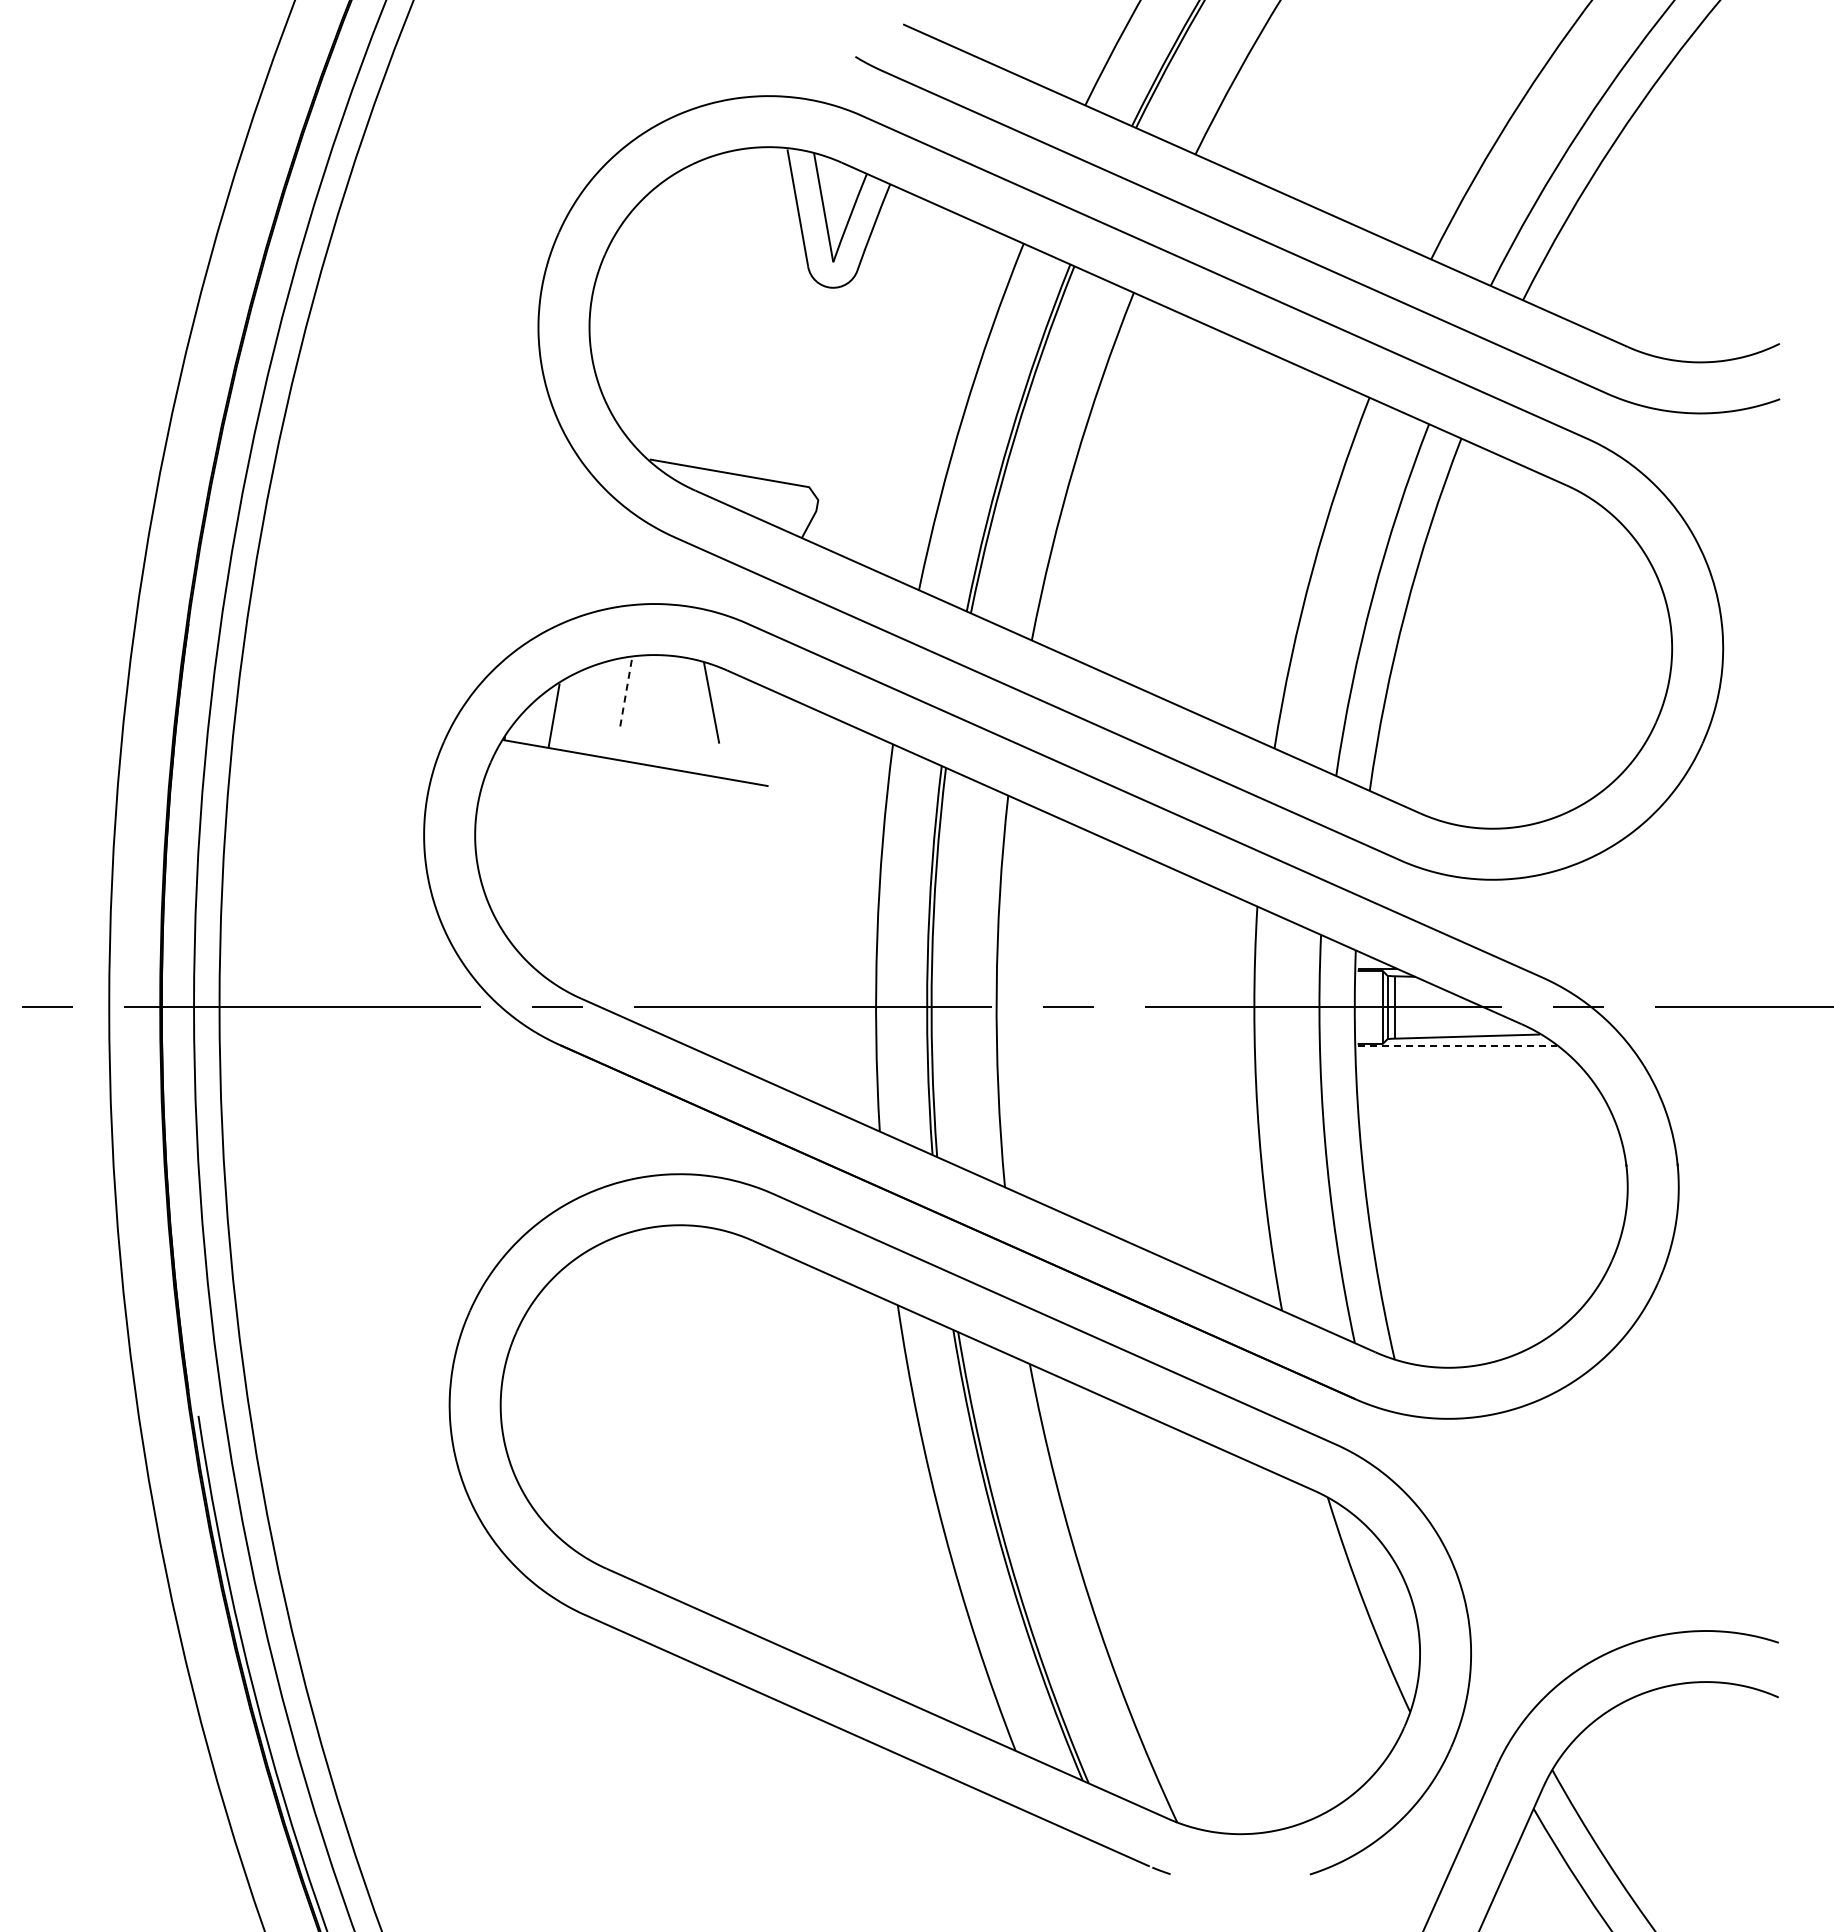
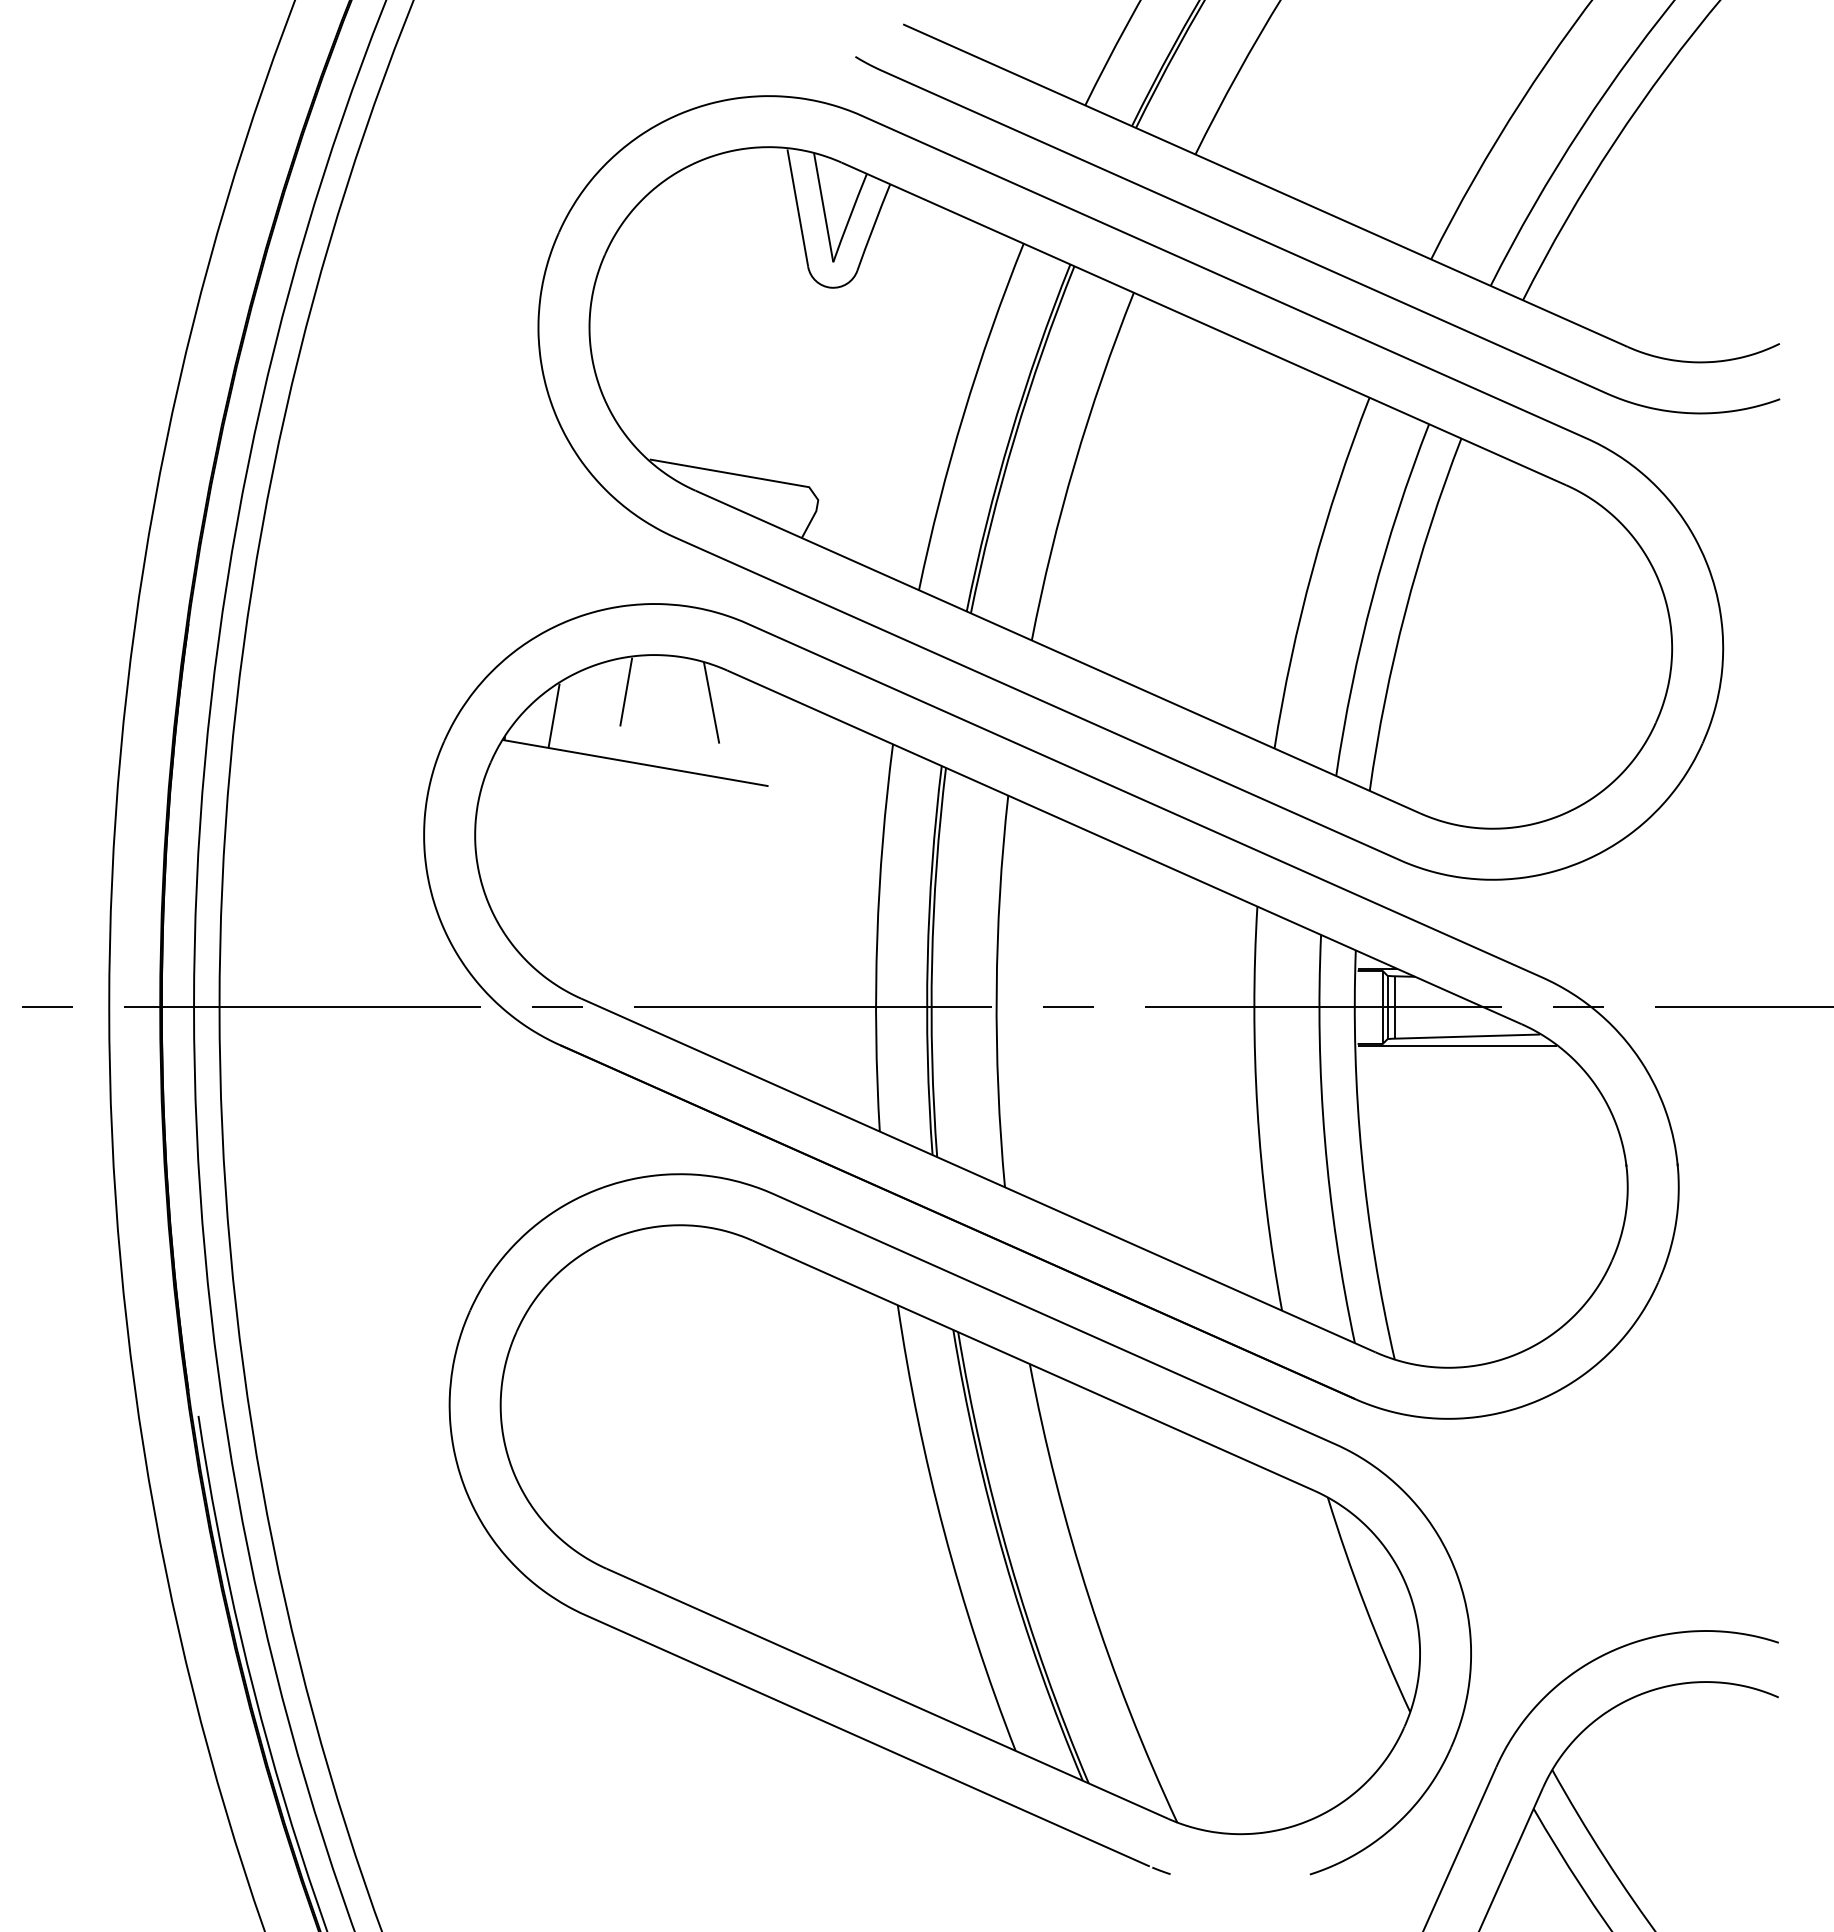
line: dashed -> solid (626, 692)
line: dashed -> solid (1457, 1045)
